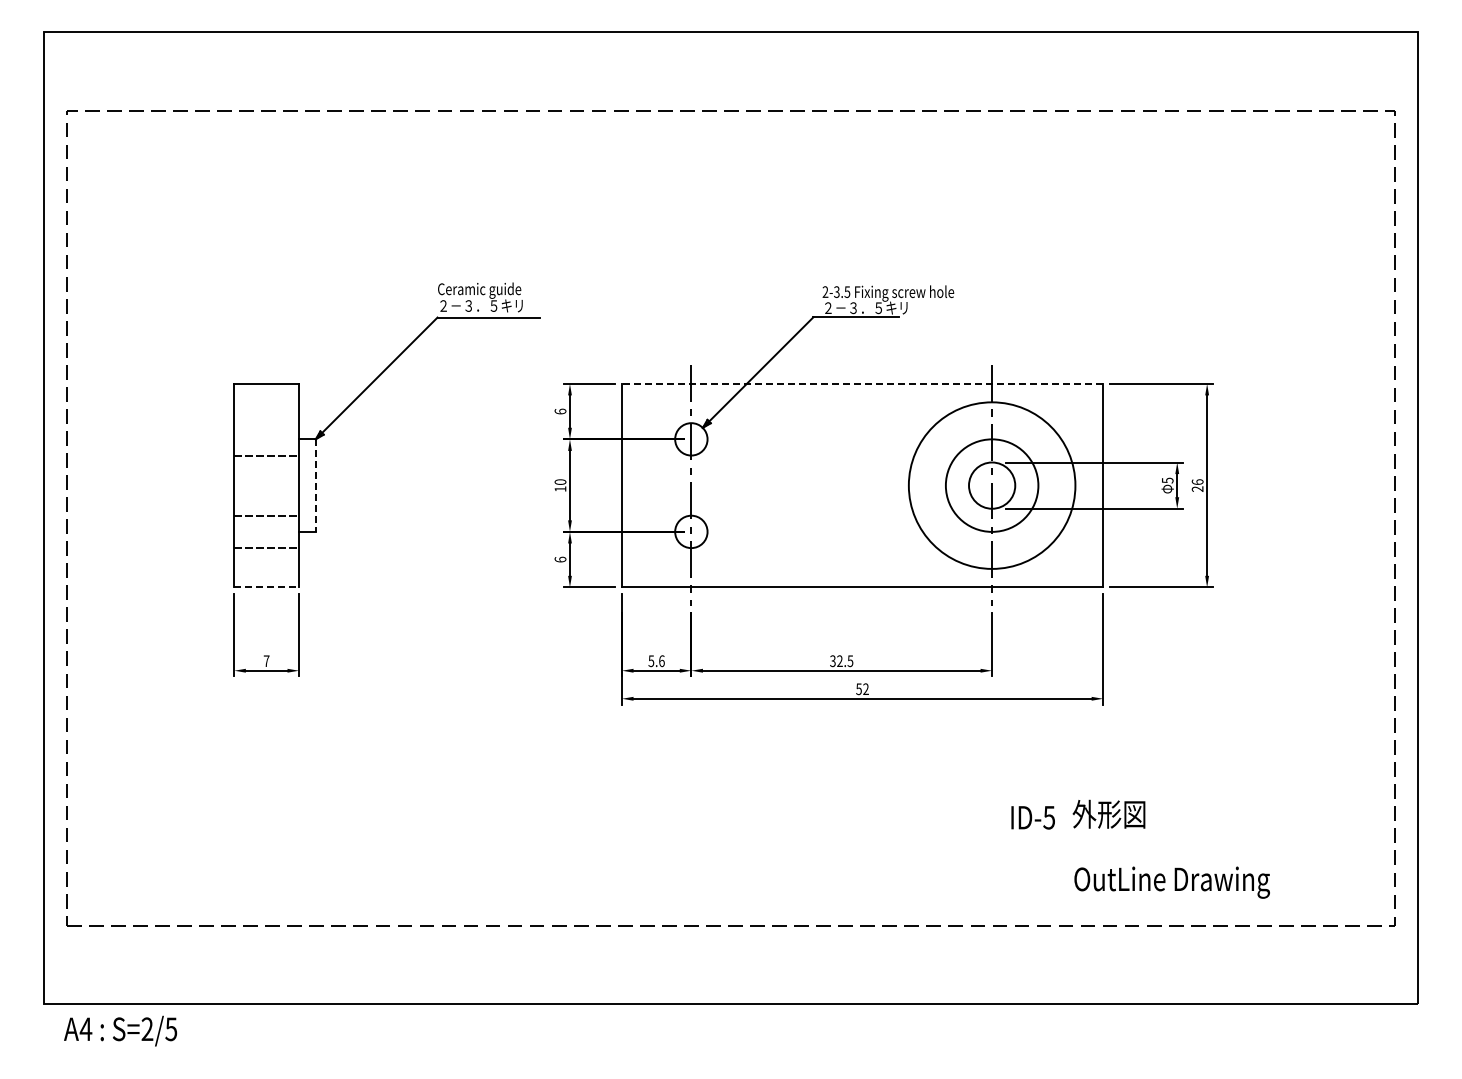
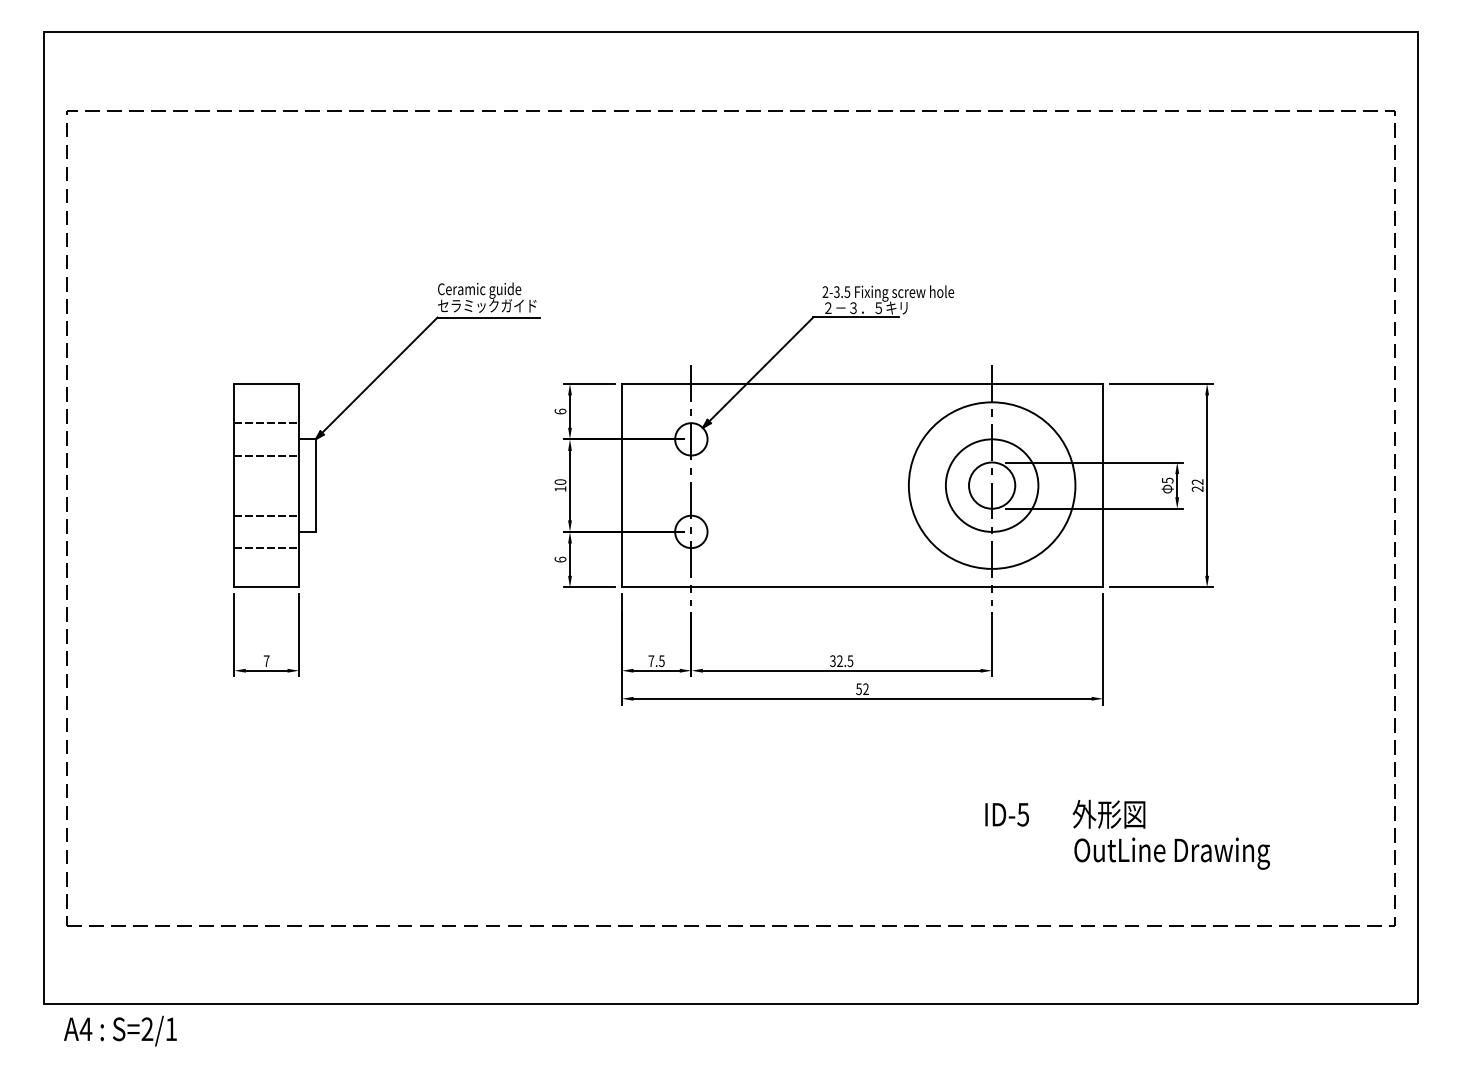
text: ２－３．５キリ -> セラミックガイド (487, 305)
line: dashed -> solid (862, 383)
line: none -> present (266, 423)
text: 26 -> 22 (1197, 481)
line: dashed -> solid (315, 486)
line: dashed -> solid (267, 587)
text: 5.6 -> 7.5 (656, 661)
text position: (1032, 817) -> (1006, 814) (1006, 814)
text position: (1171, 882) -> (1171, 853) (1171, 853)
text: S=2/5 -> S=2/1 (171, 1029)
